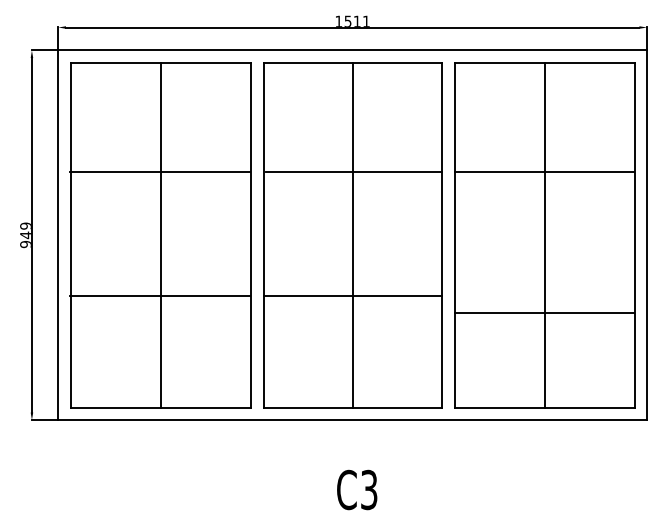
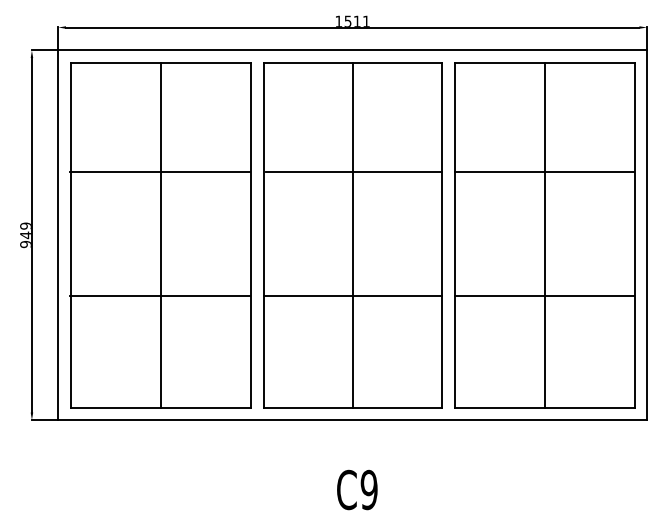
line position: (544, 312) -> (544, 295) (544, 295)
text: C3 -> C9 (368, 489)
